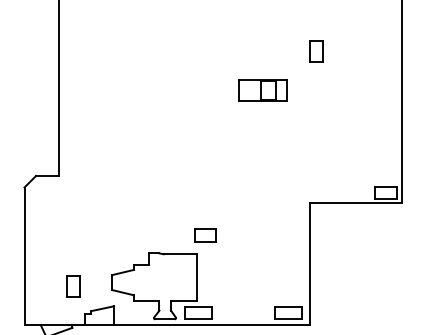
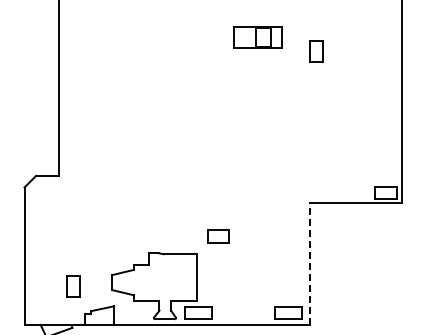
part position: (262, 90) -> (257, 37) (257, 37)
part position: (205, 235) -> (218, 236) (218, 236)
line: solid -> dashed (310, 264)
